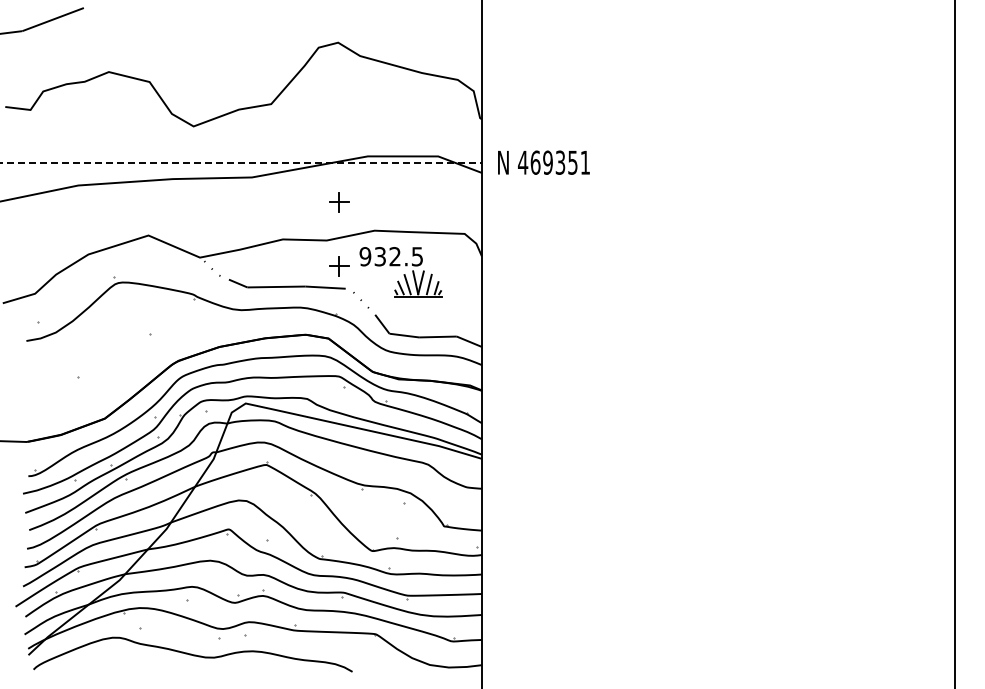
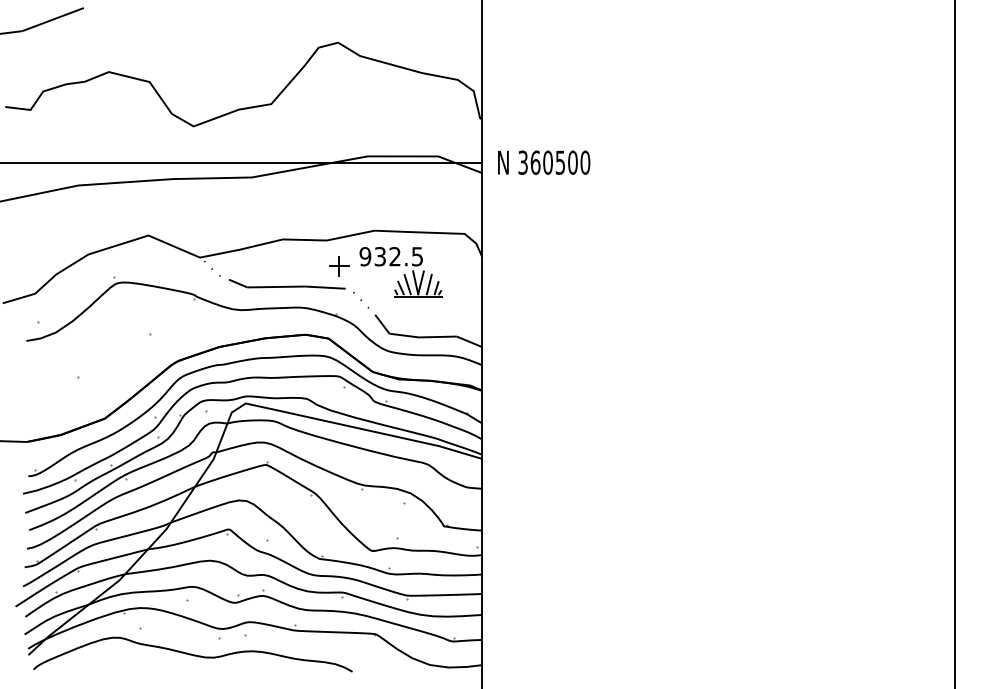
line: dashed -> solid (241, 162)
text: 469351 -> 360500 (554, 162)
part: present -> none (339, 202)
